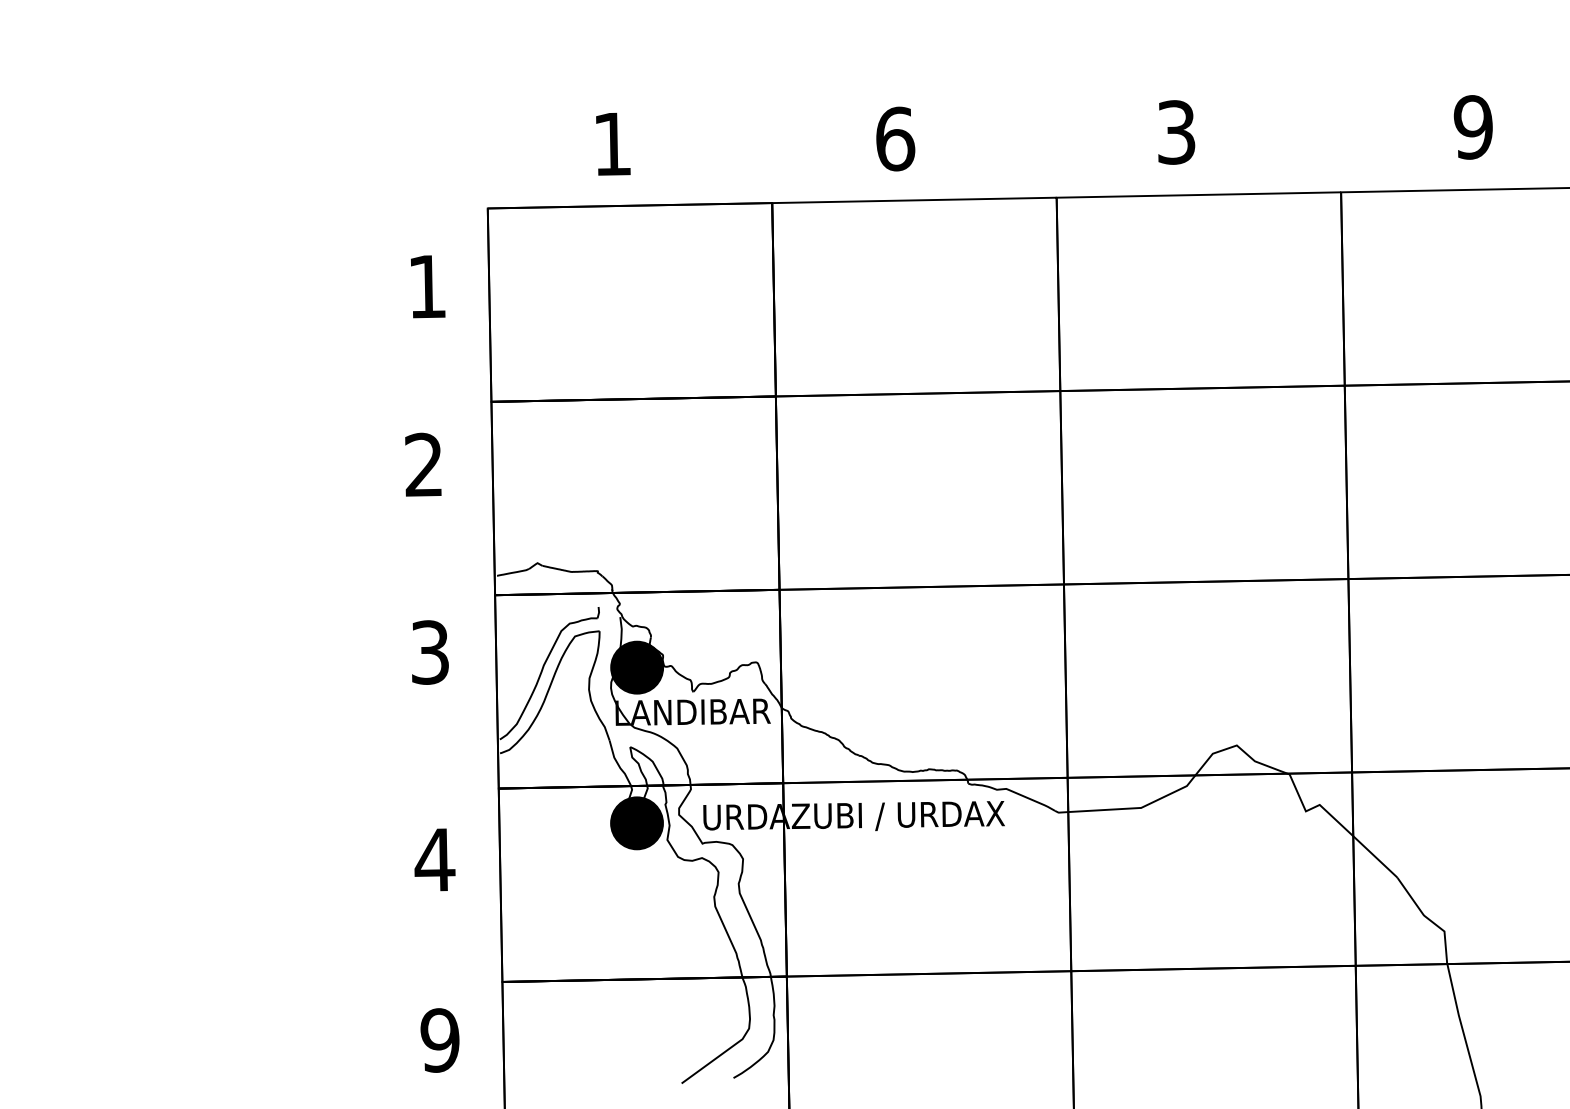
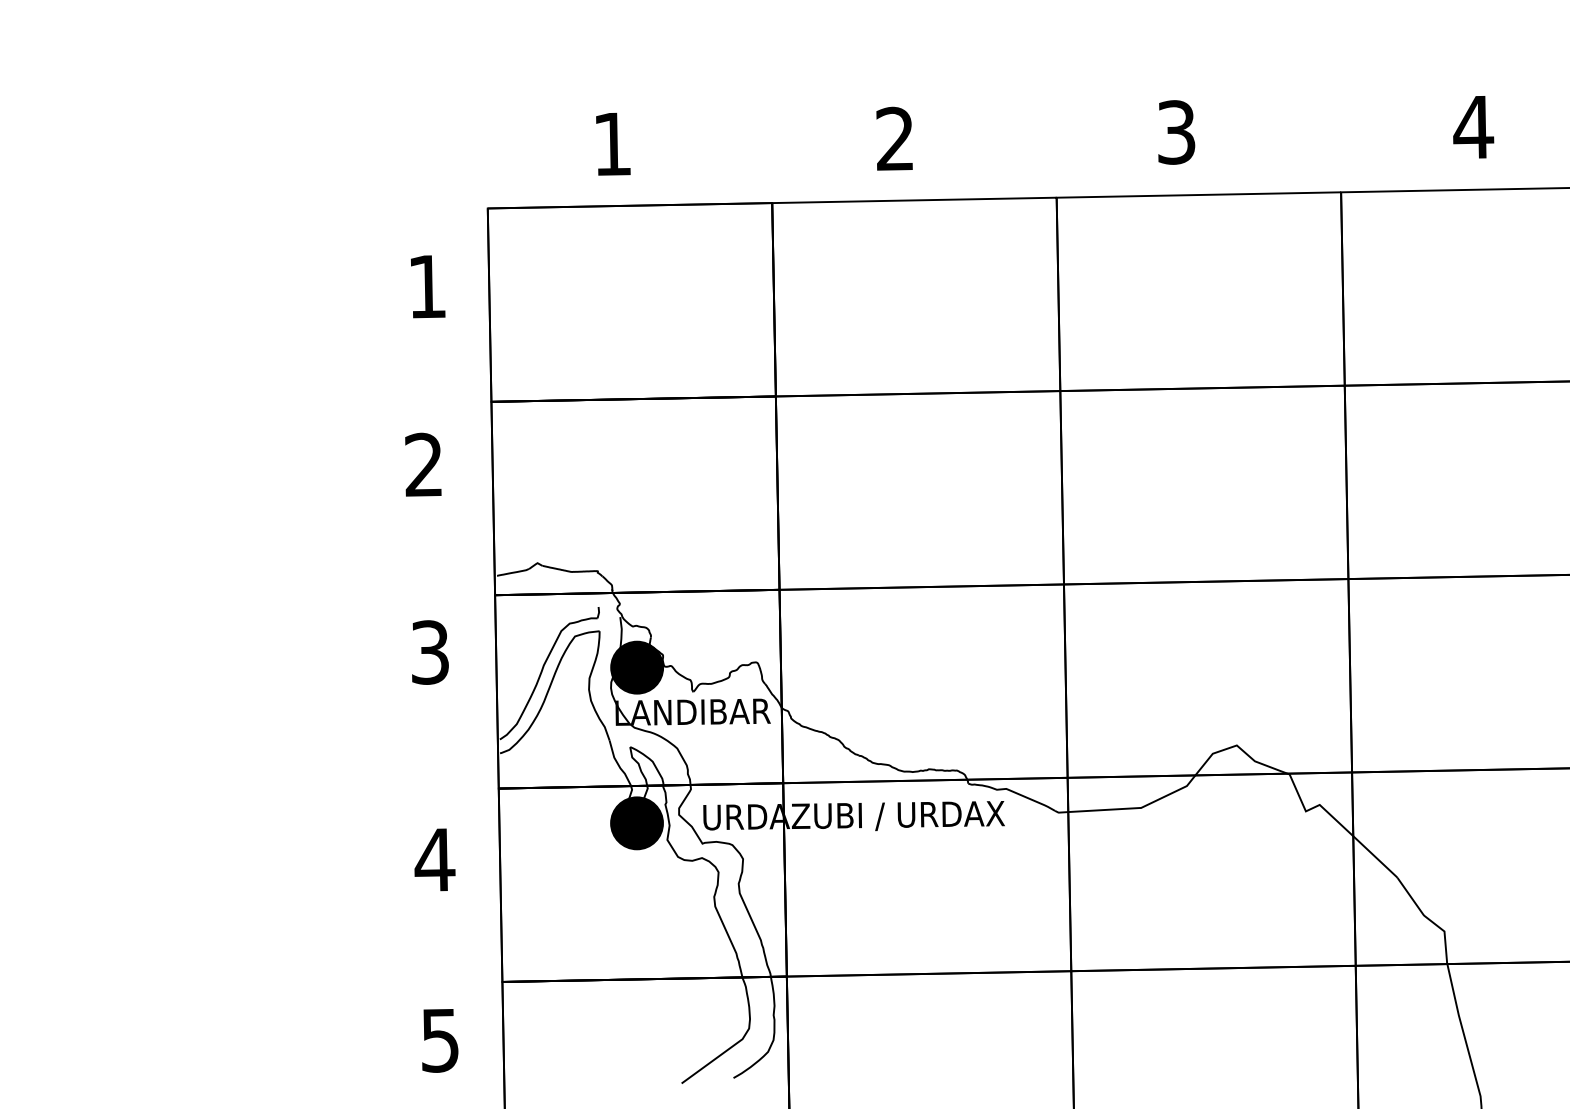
text: 9 -> 4 (1473, 127)
text: 6 -> 2 (895, 138)
text: 9 -> 5 (439, 1040)
